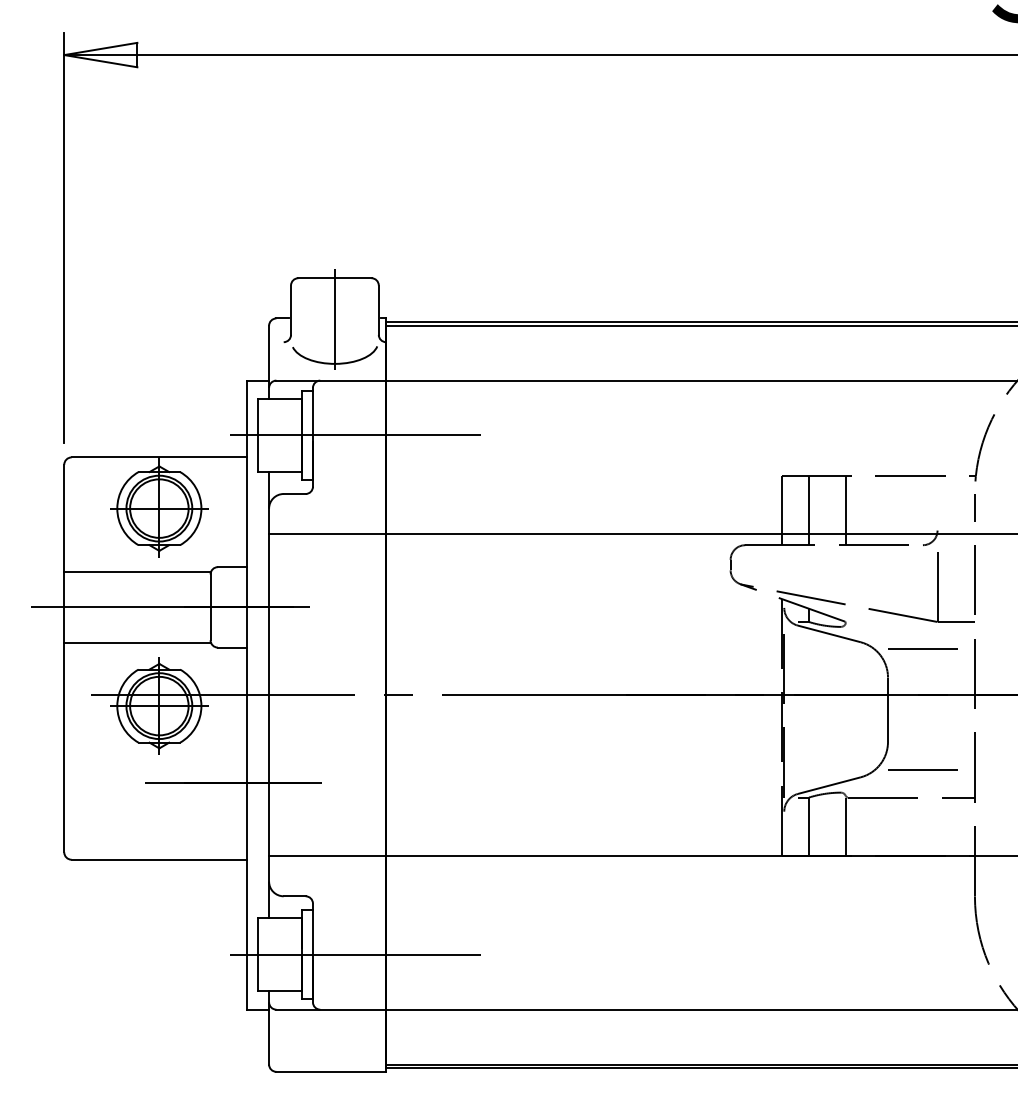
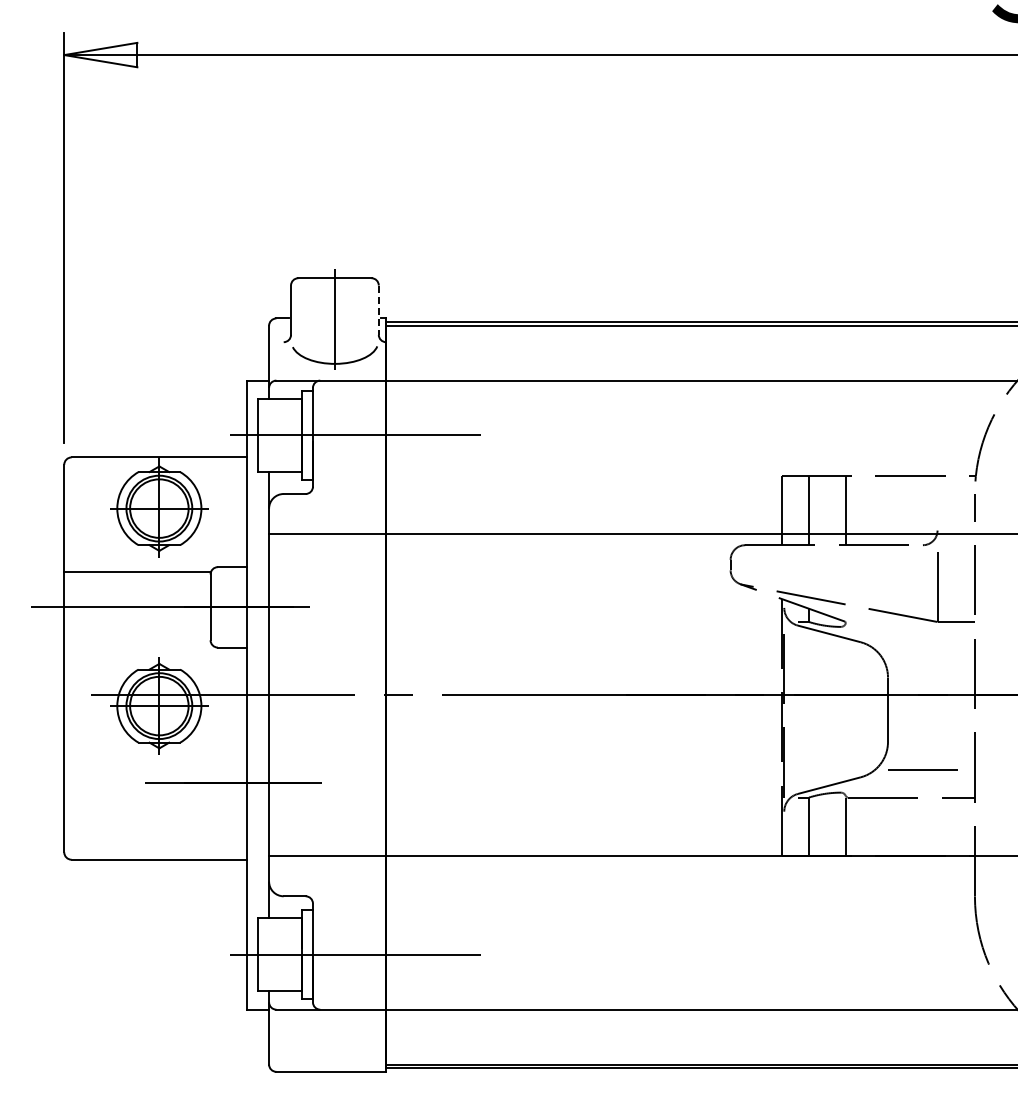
line: solid -> dashed (378, 310)
line: present -> none (137, 643)
line: present -> none (922, 648)
